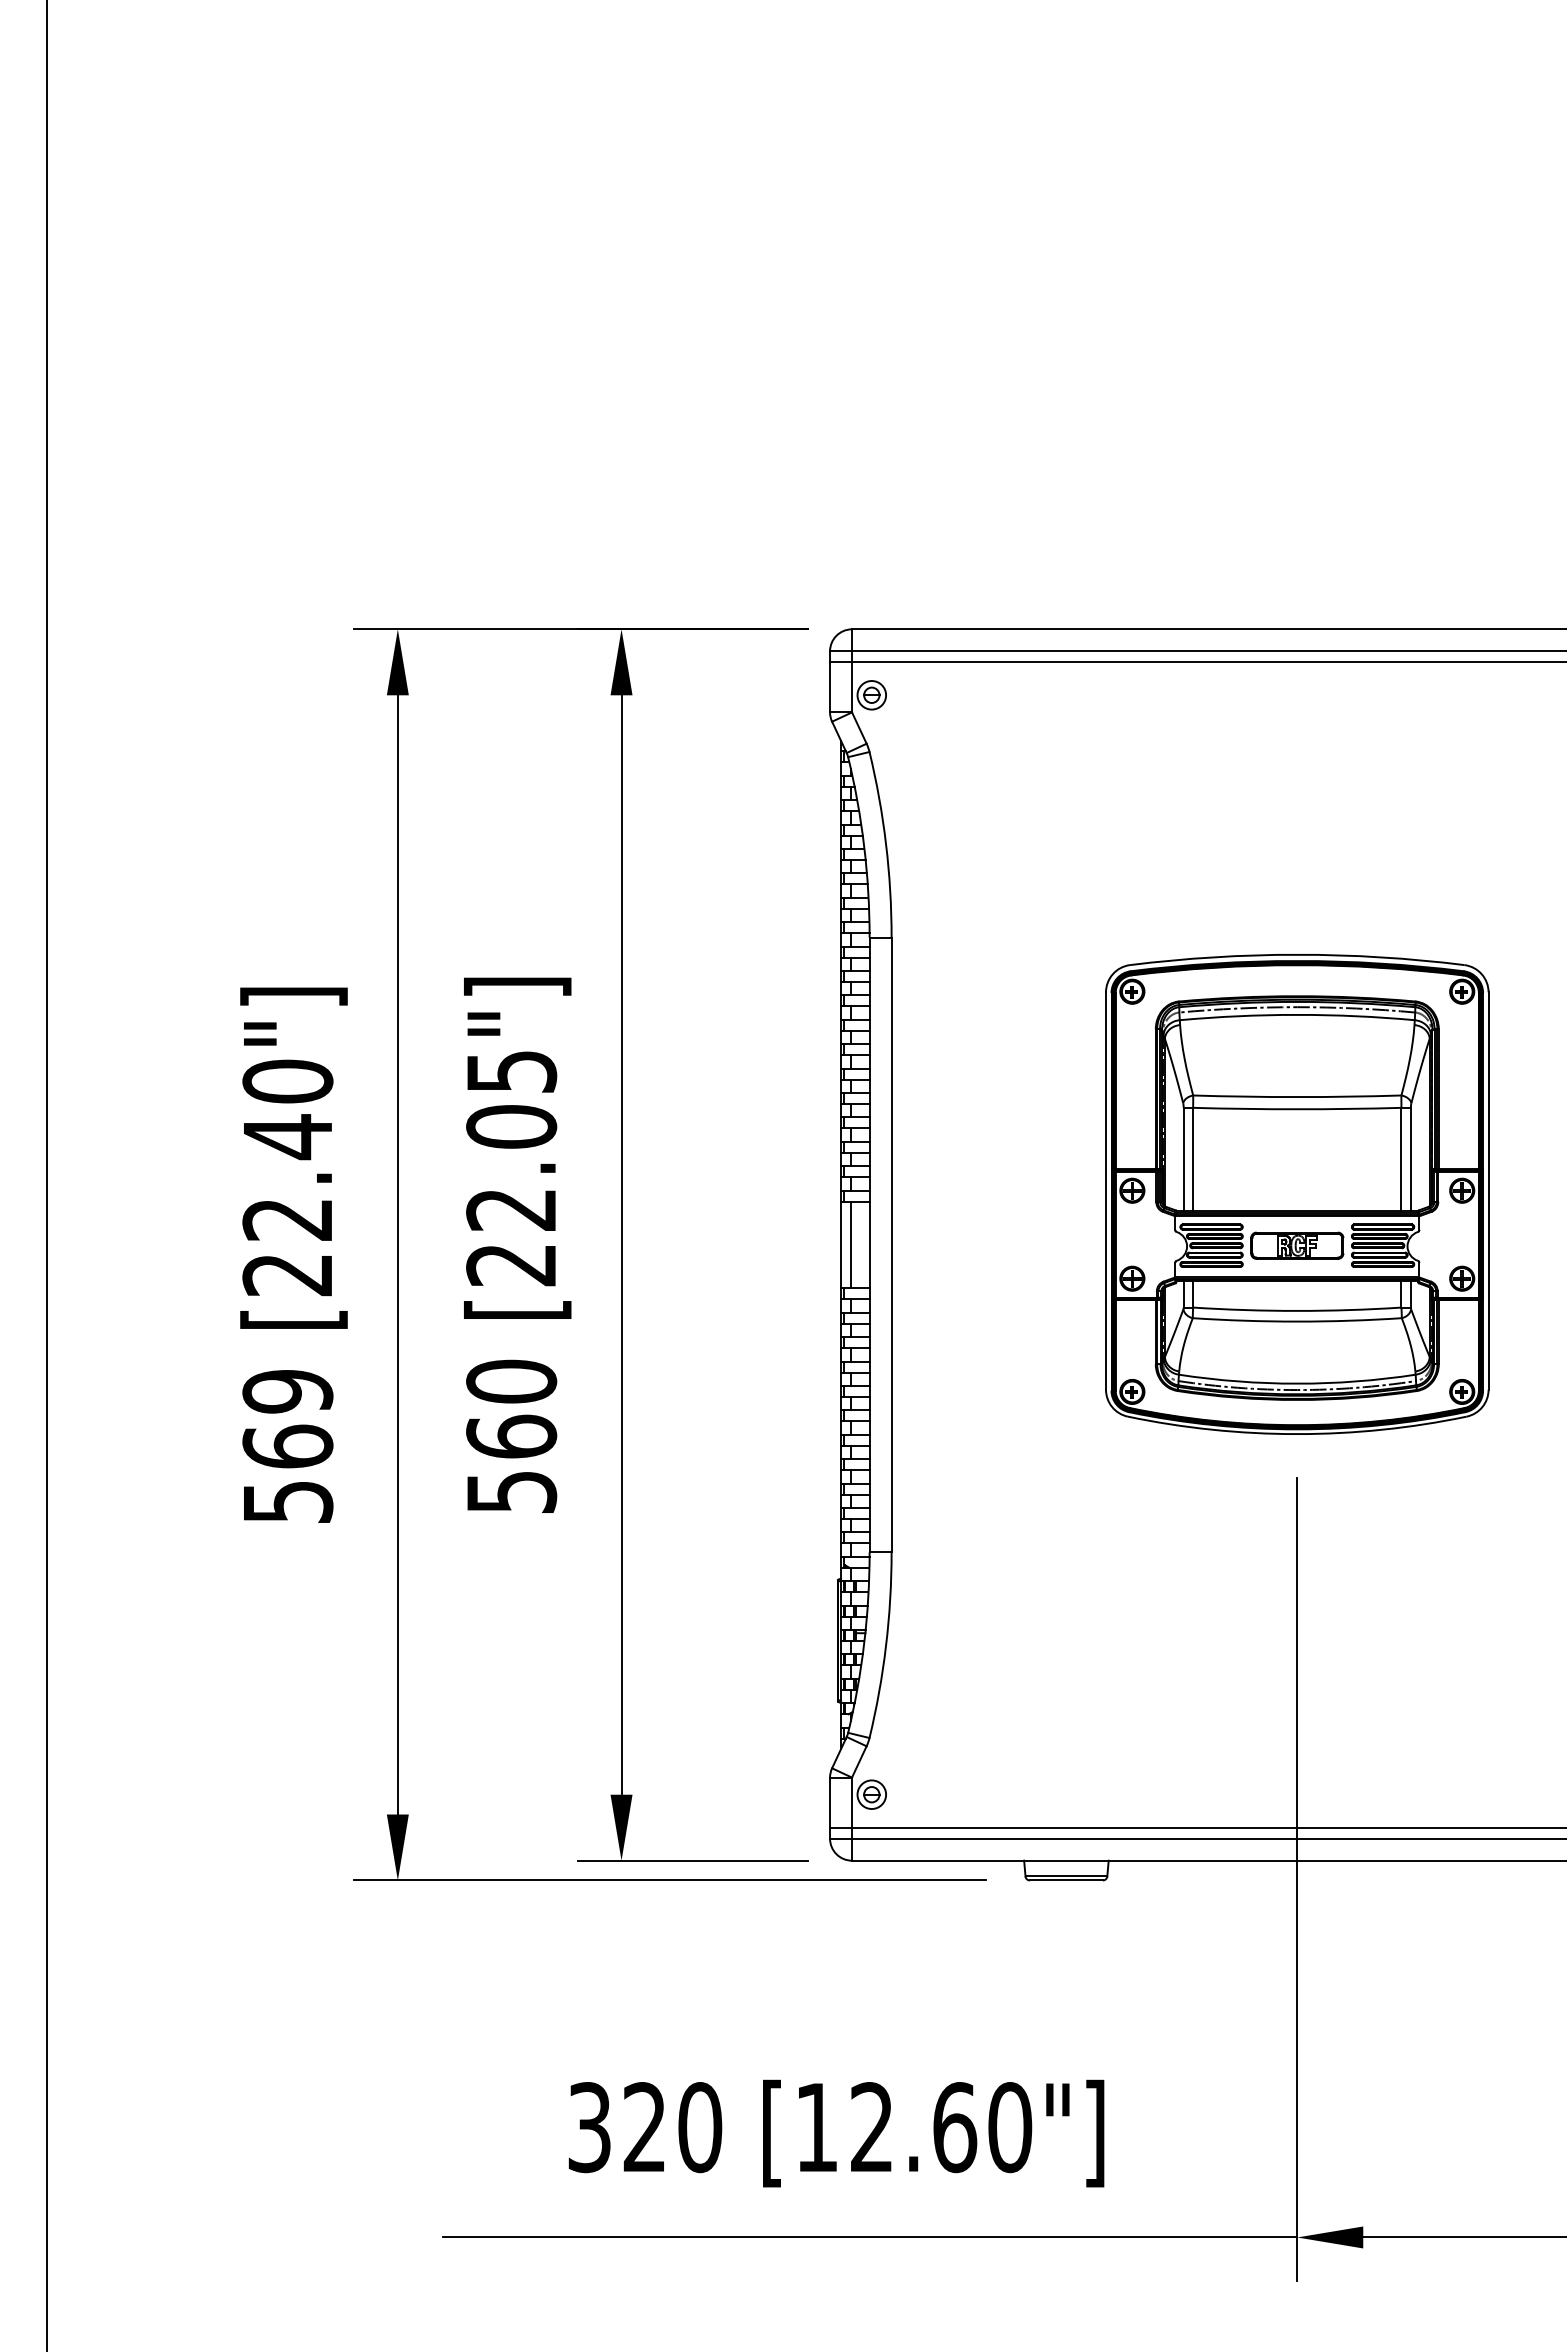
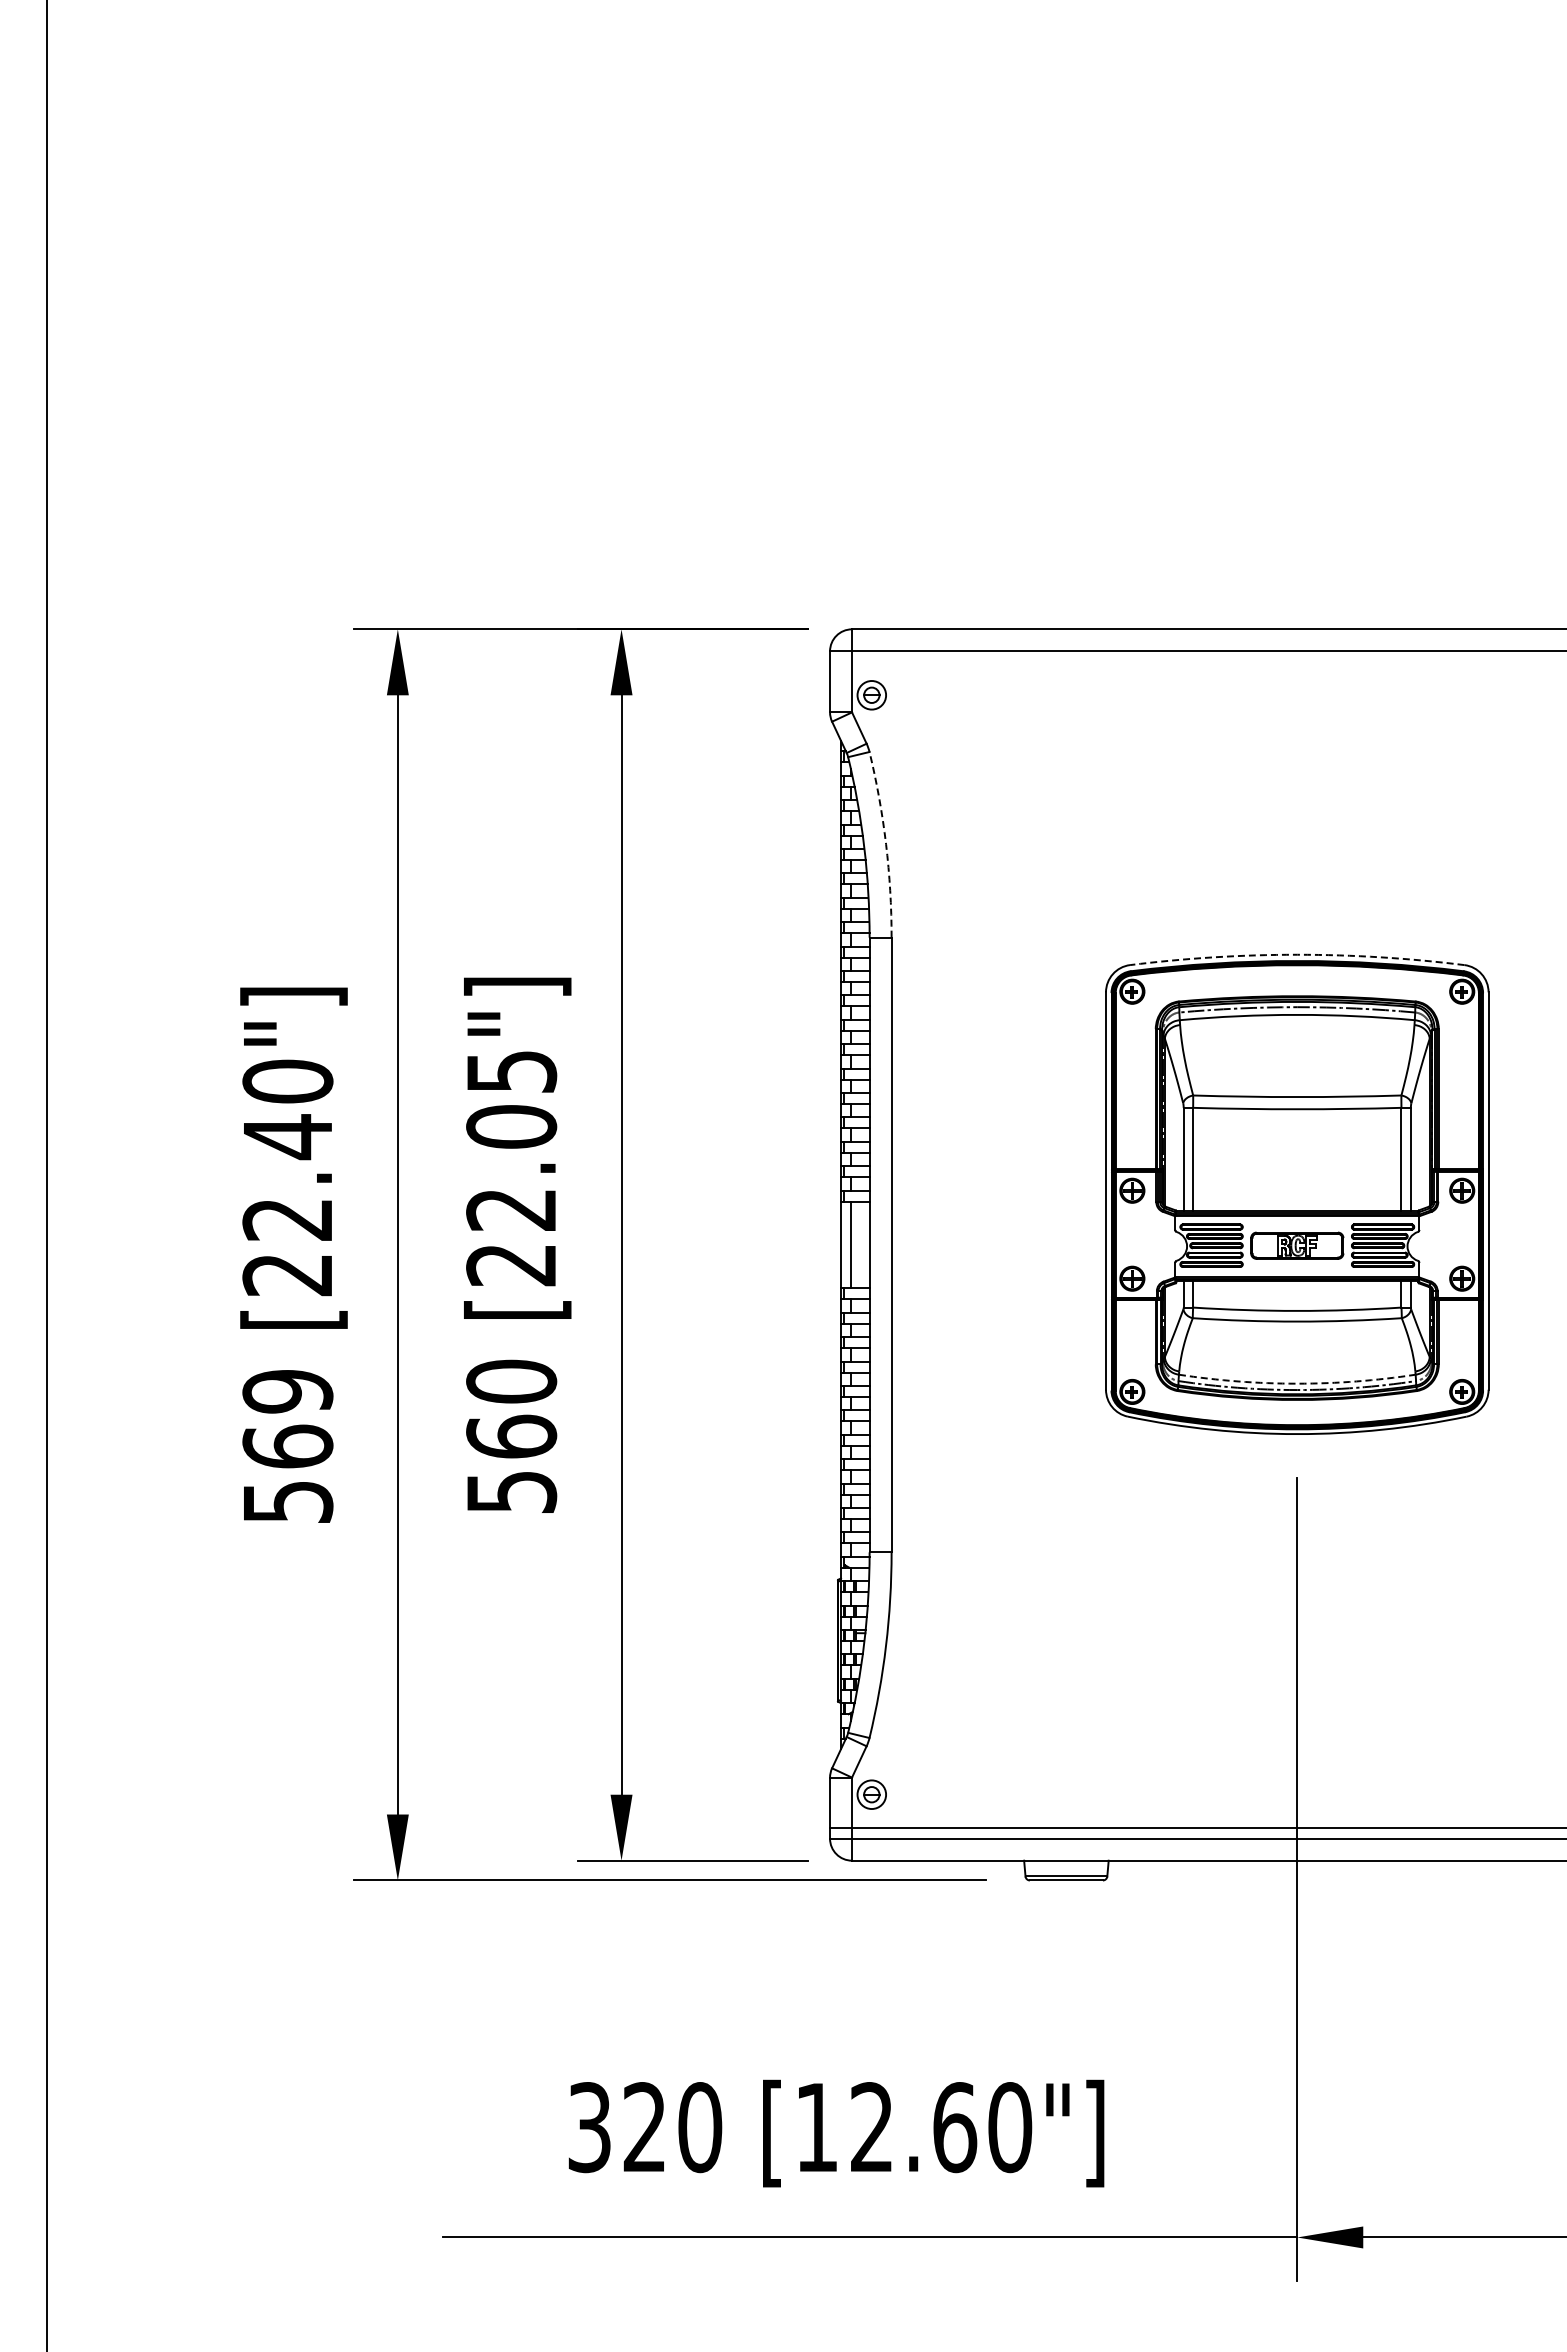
line: present -> none (1196, 662)
arc: solid -> dashed (886, 844)
arc: solid -> dashed (1297, 954)
arc: solid -> dashed (1297, 1383)
